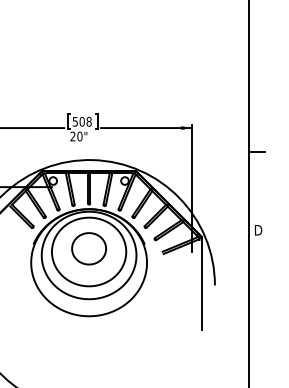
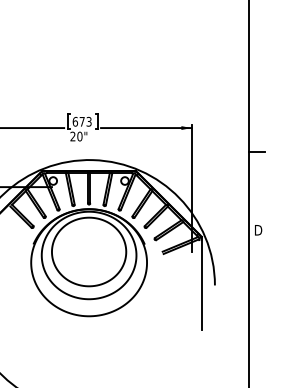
text: 508 -> 673 (81, 121)
part: present -> none (88, 248)
